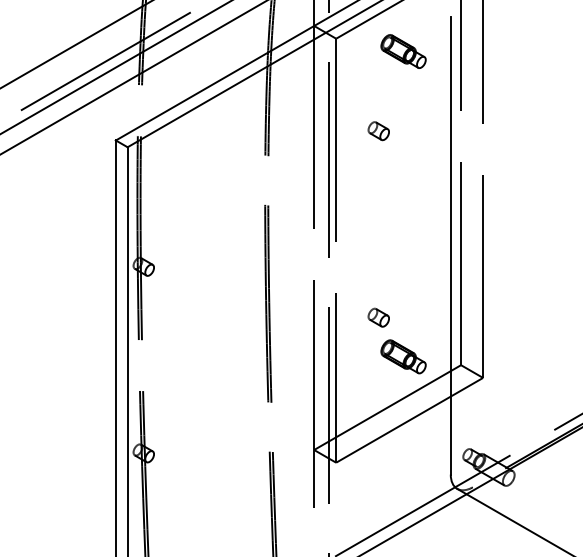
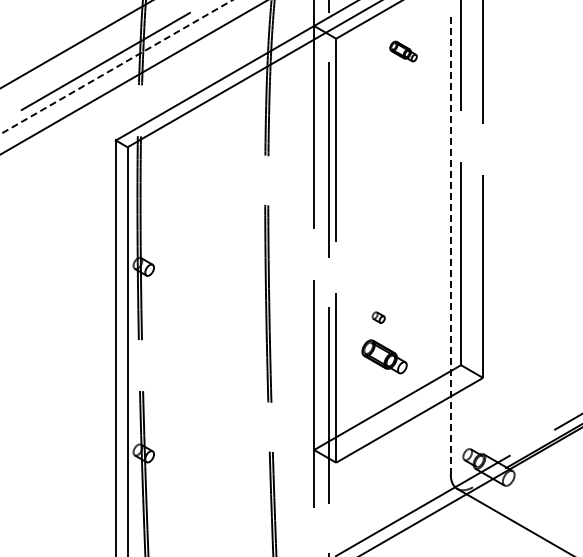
part size: 47x35 px -> 29x23 px (403, 51)
line: solid -> dashed (116, 67)
part: present -> none (378, 131)
line: solid -> dashed (450, 245)
part size: 23x21 px -> 15x13 px (378, 317)
part position: (403, 356) -> (384, 356) (384, 356)
